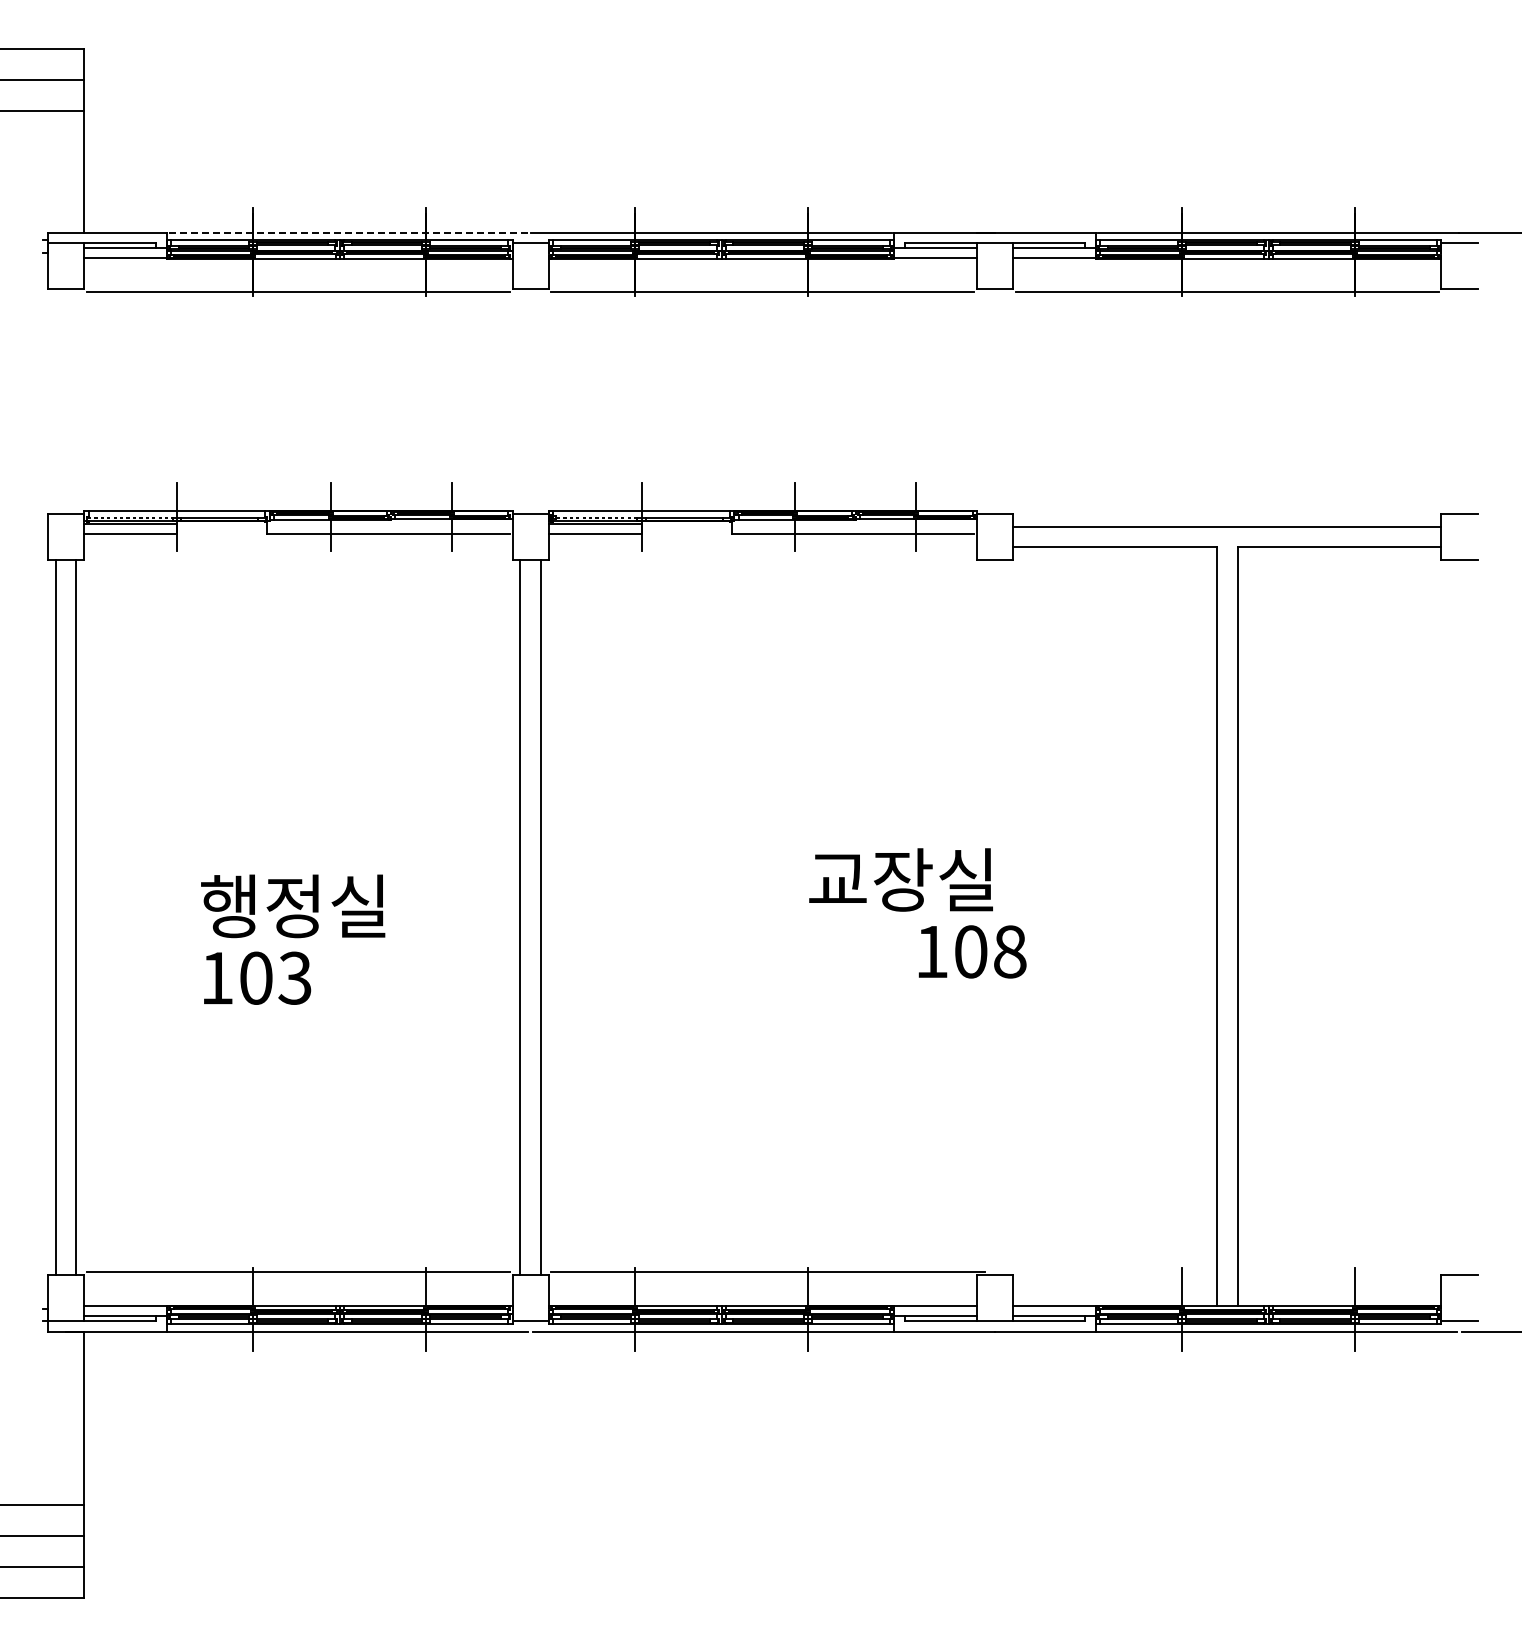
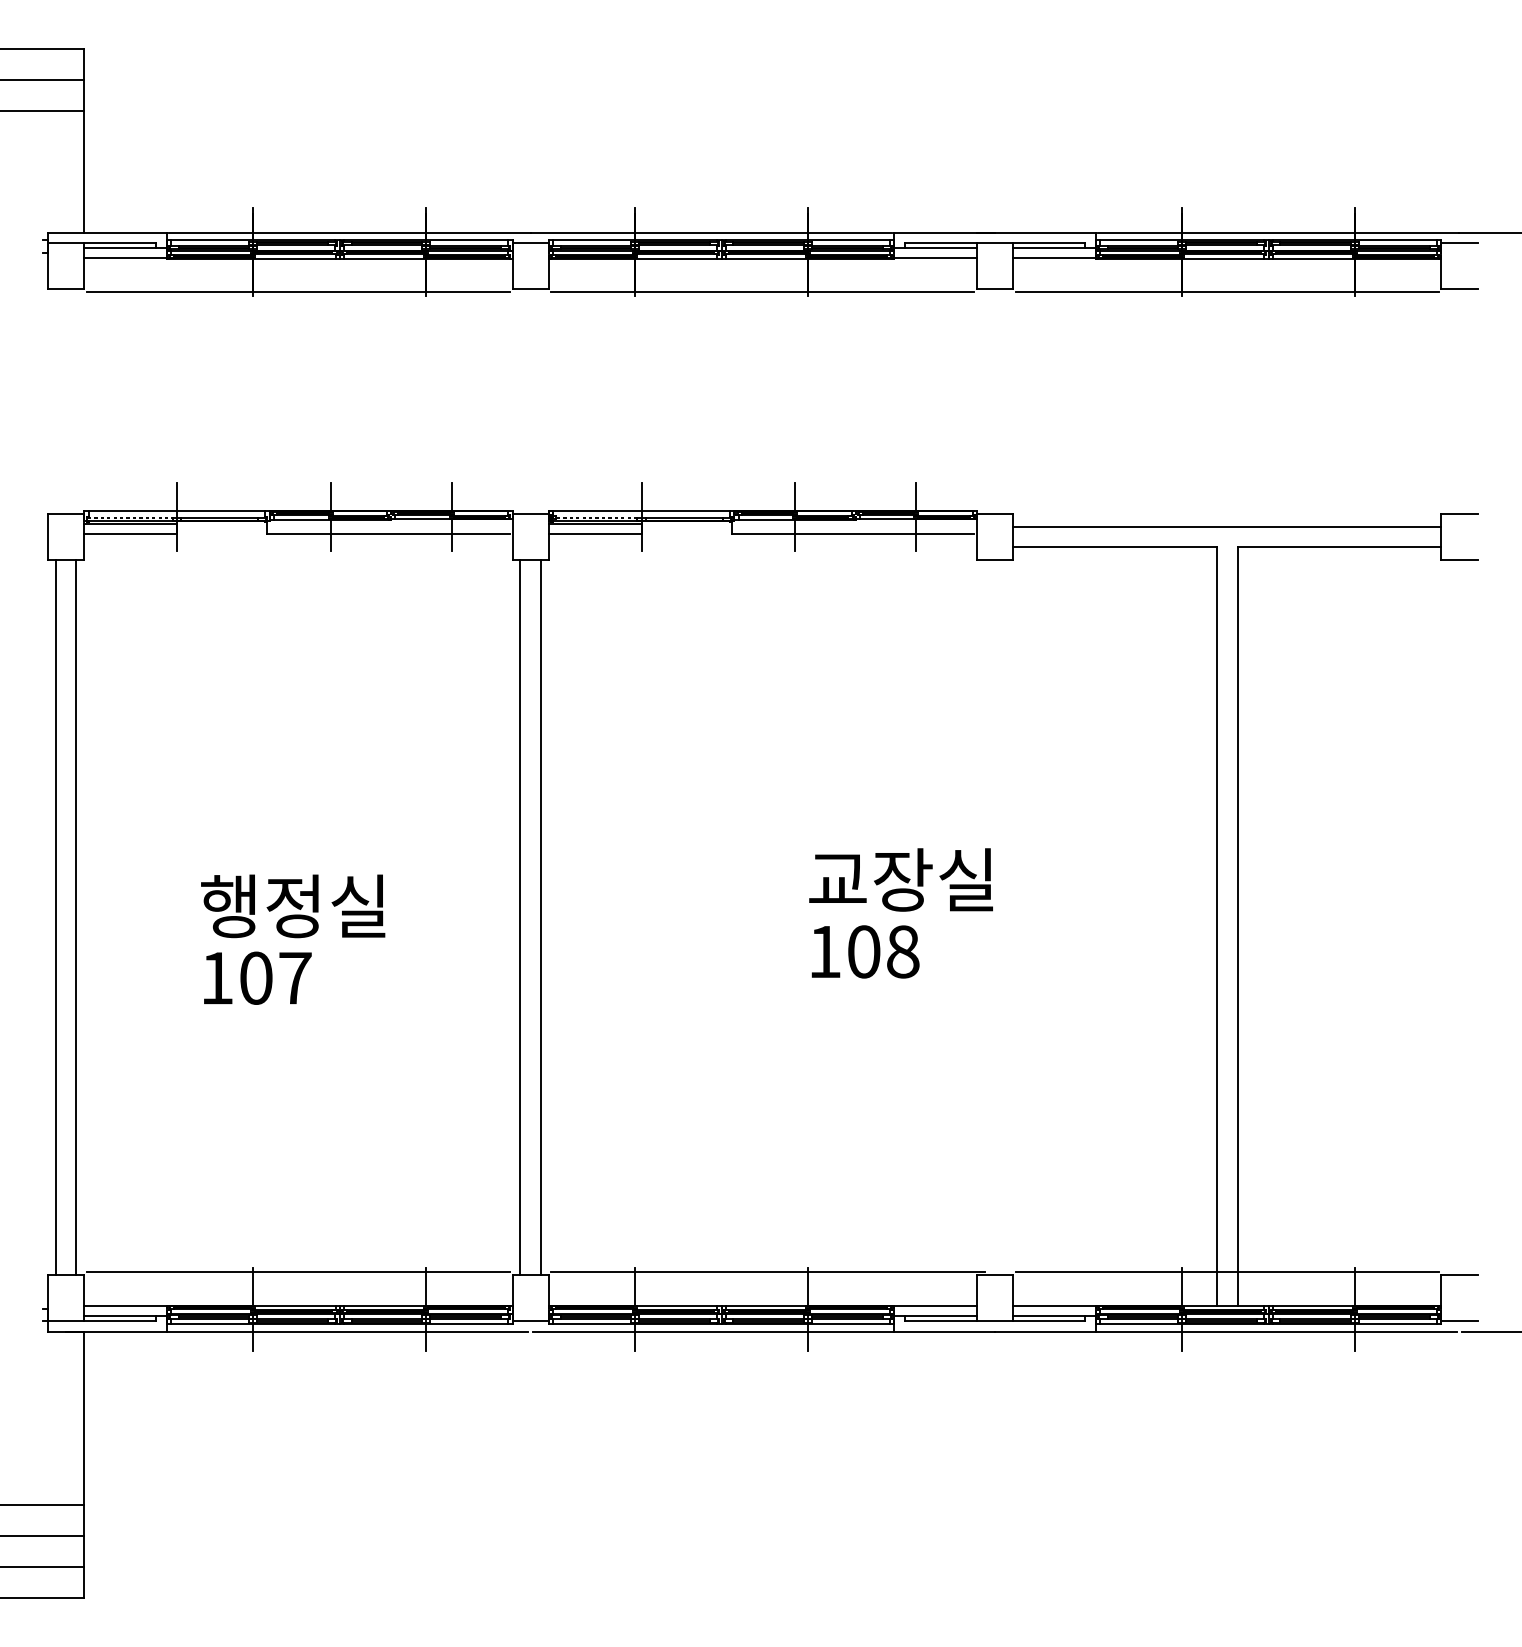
line: dashed -> solid (349, 232)
text position: (972, 951) -> (865, 951) (865, 951)
text: 103 -> 107 (294, 977)
line: none -> present (1226, 1272)
